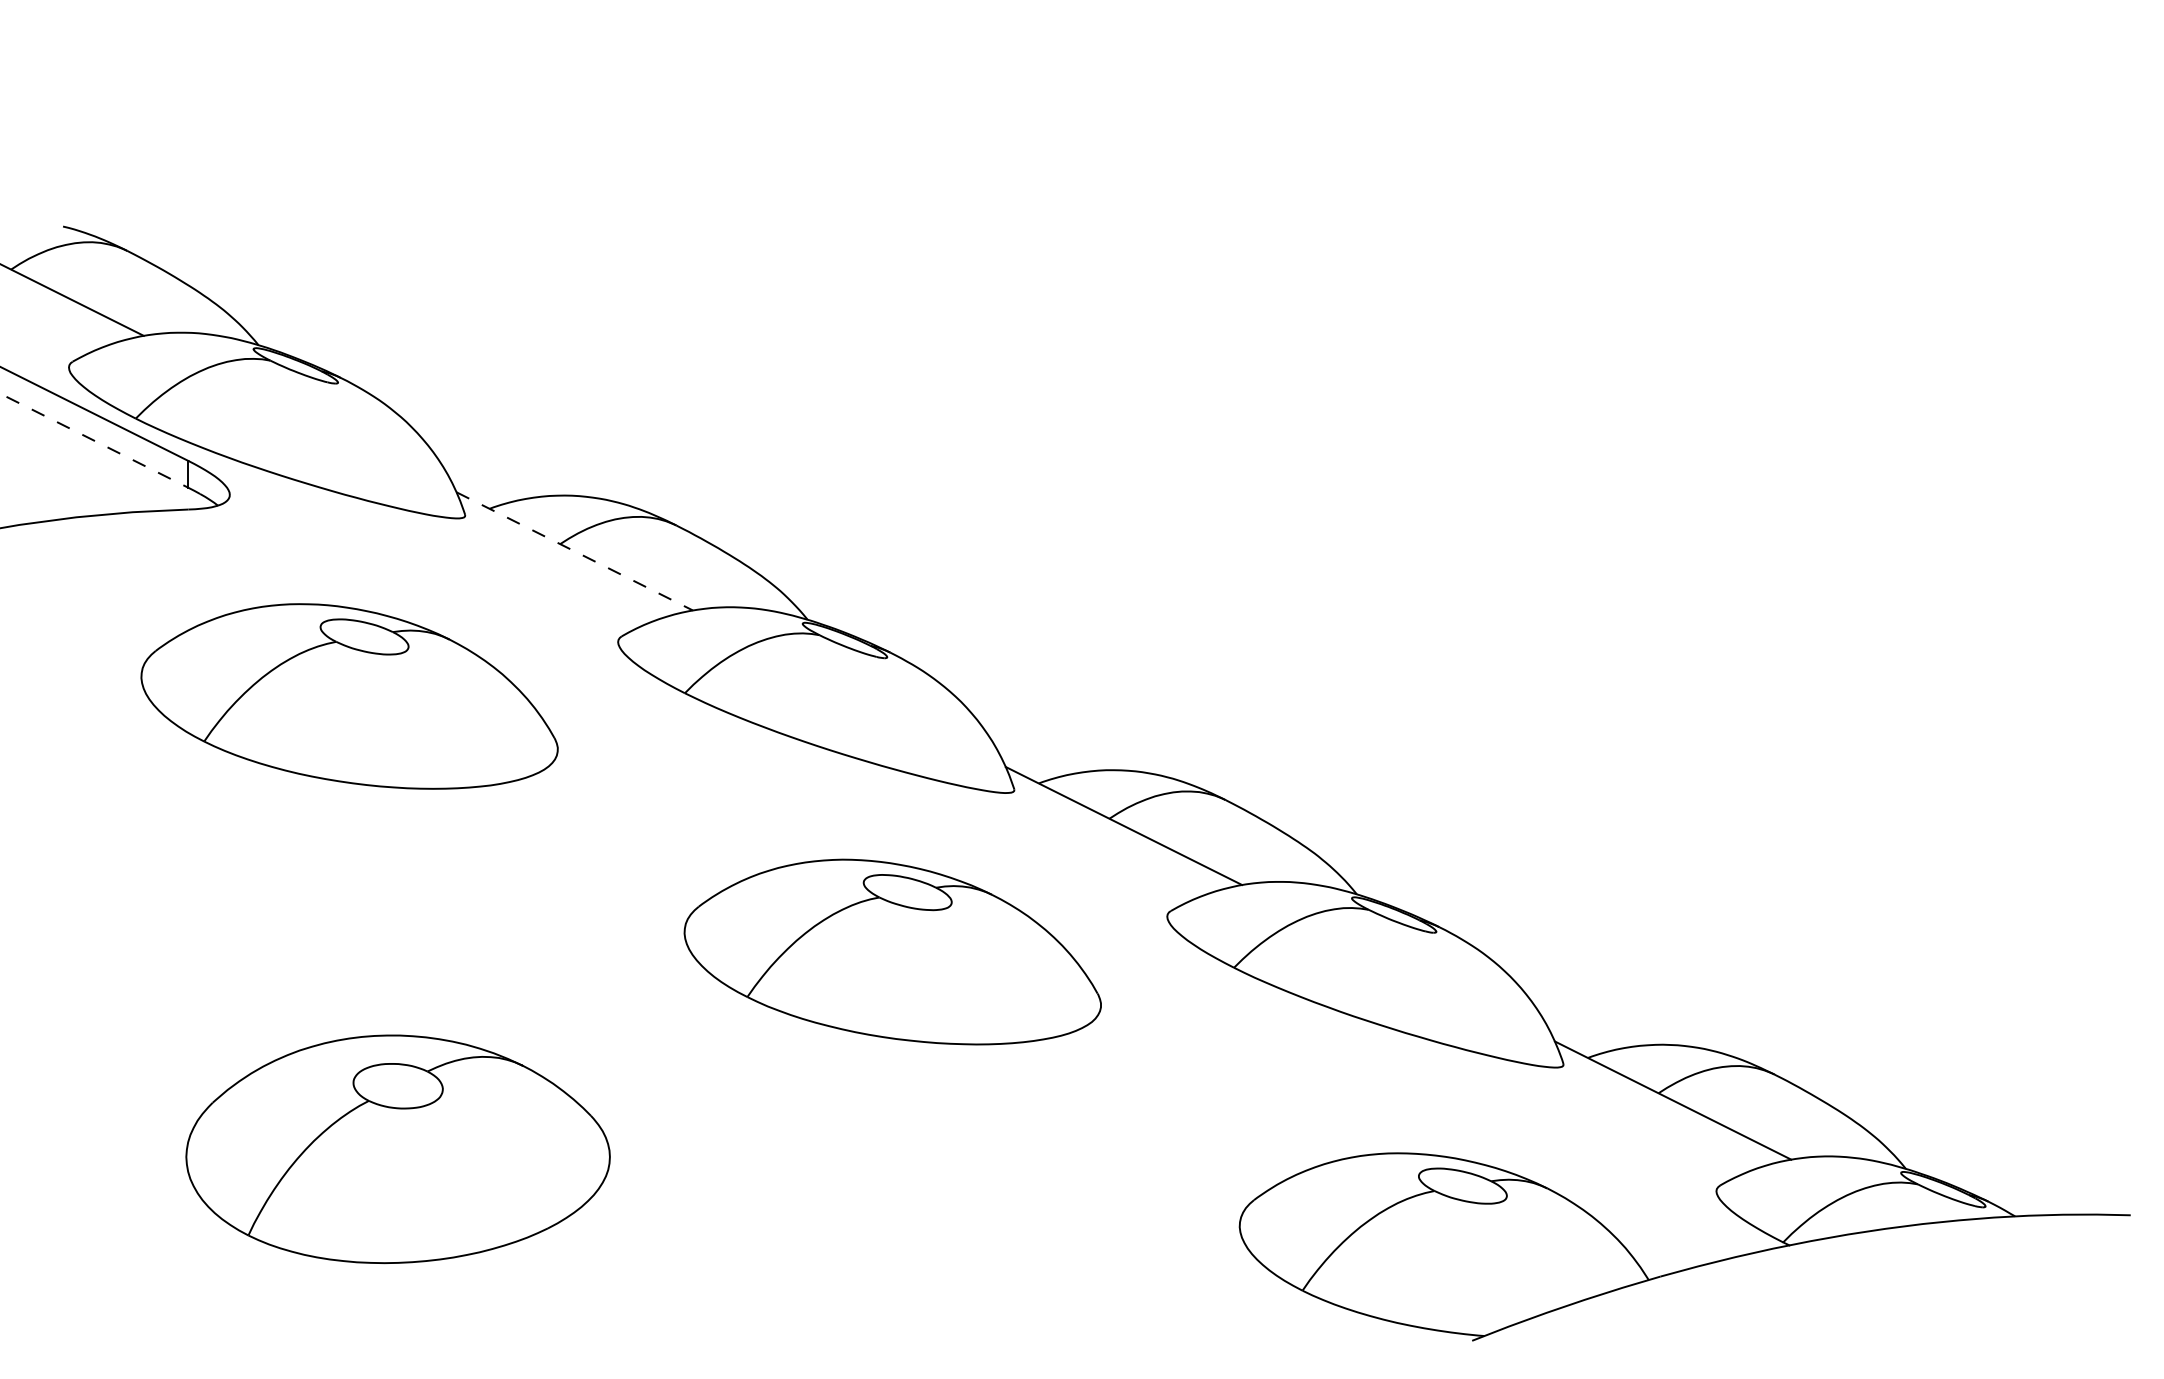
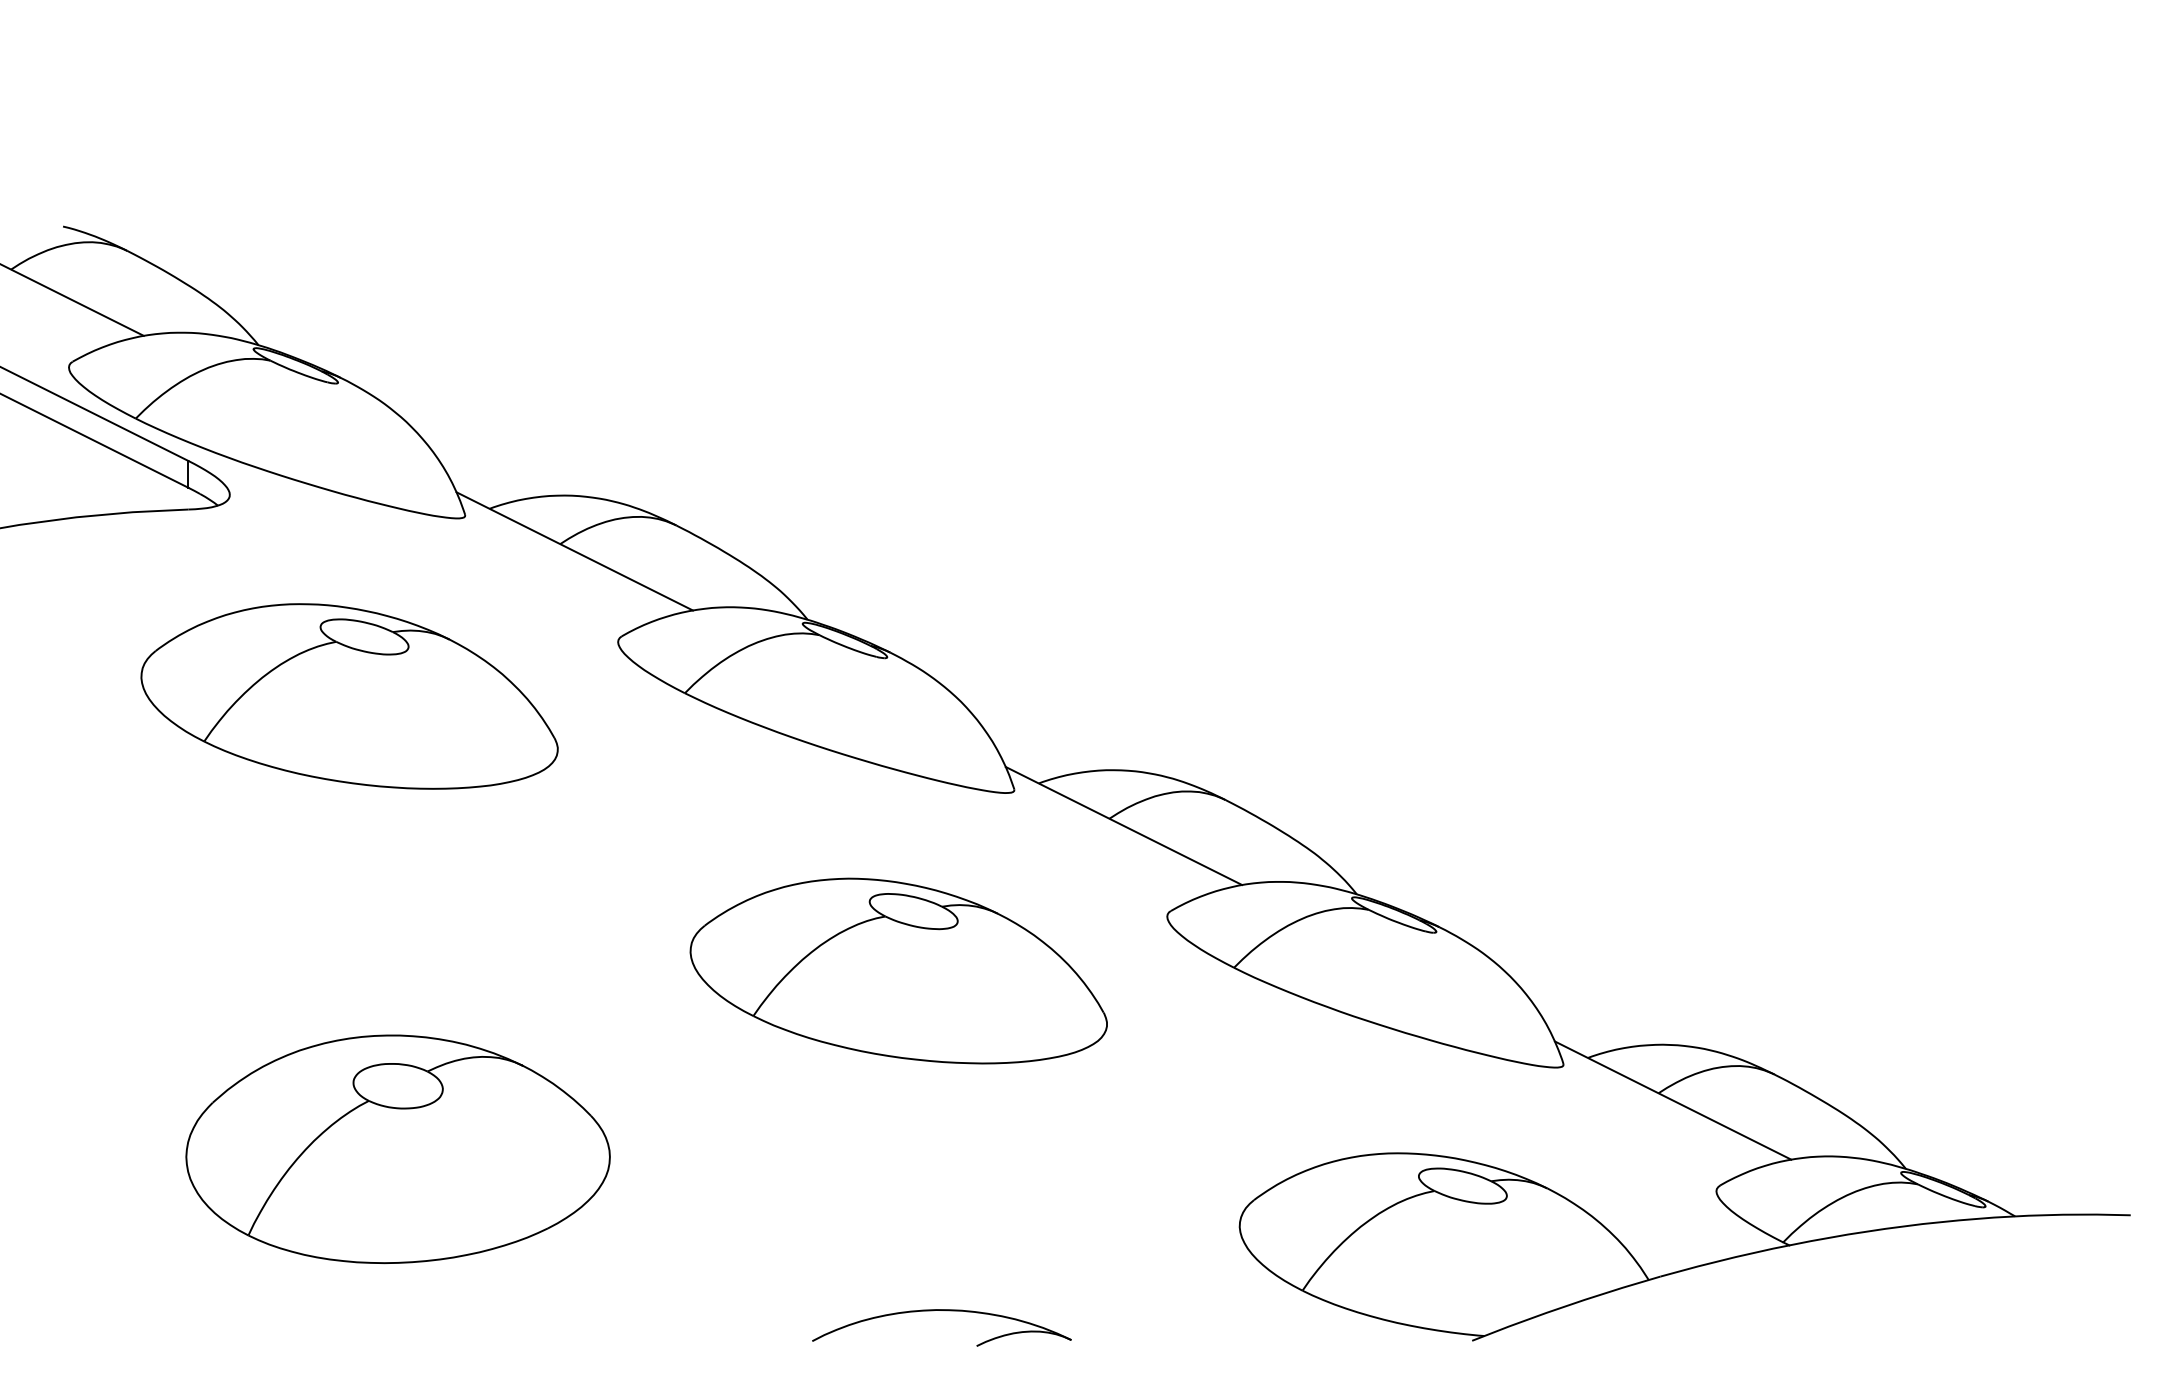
line: dashed -> solid (94, 440)
line: dashed -> solid (575, 551)
part position: (892, 951) -> (898, 970) (898, 970)
part: none -> present (946, 1311)
